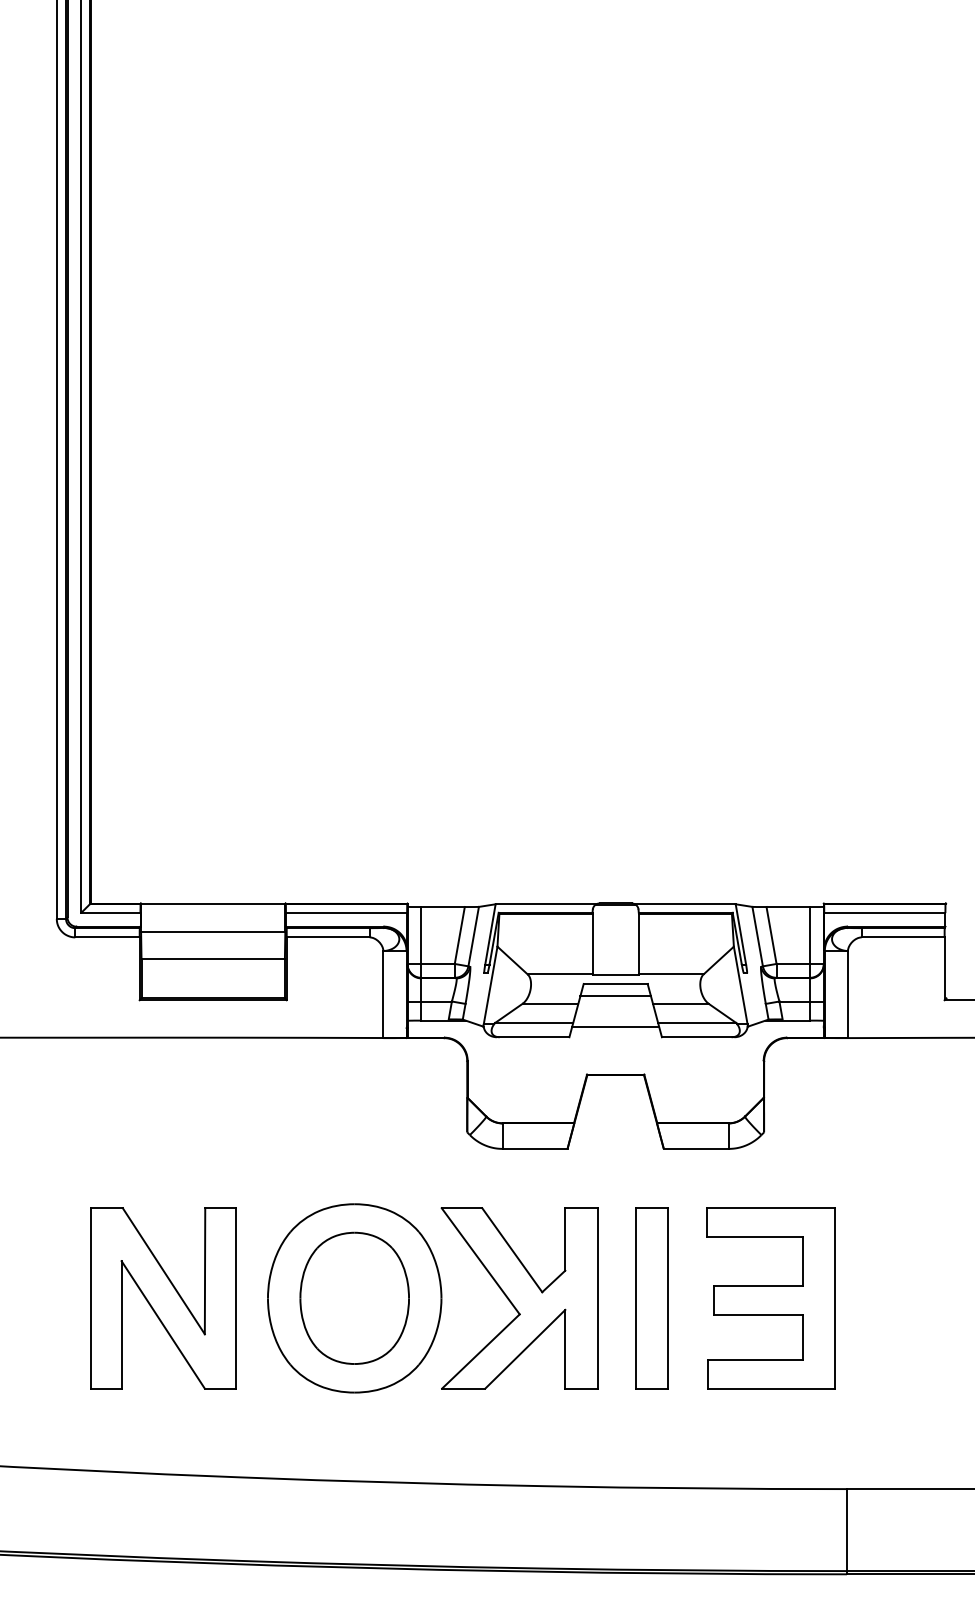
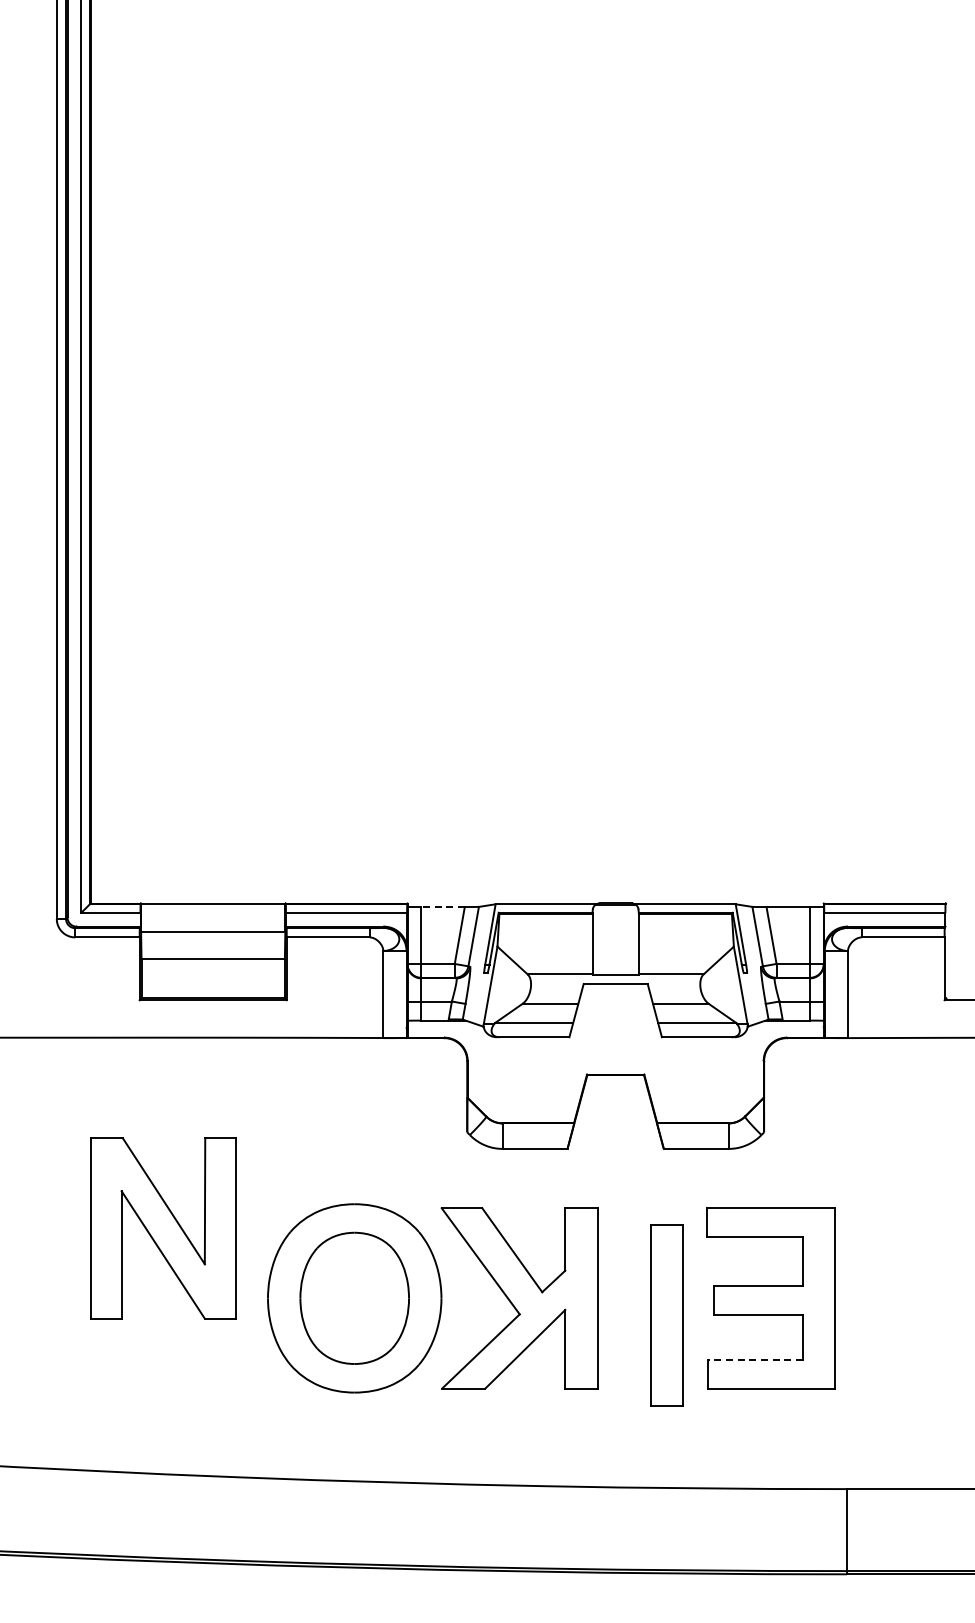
line: solid -> dashed (443, 907)
line: present -> none (615, 996)
line: present -> none (615, 1026)
part position: (163, 1298) -> (163, 1228) (163, 1228)
part position: (651, 1298) -> (666, 1315) (666, 1315)
line: solid -> dashed (755, 1359)
